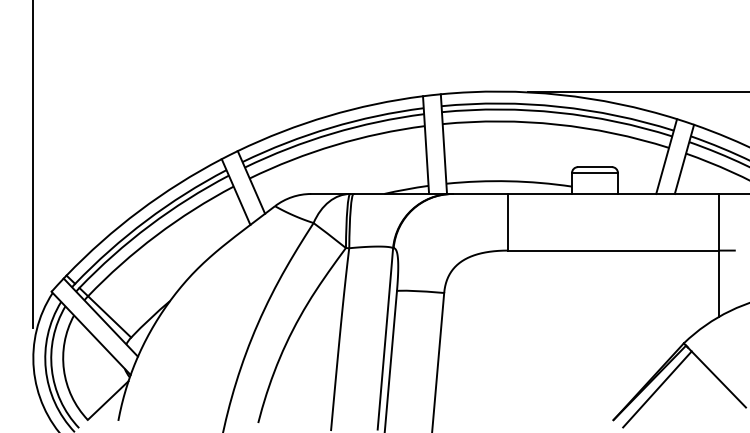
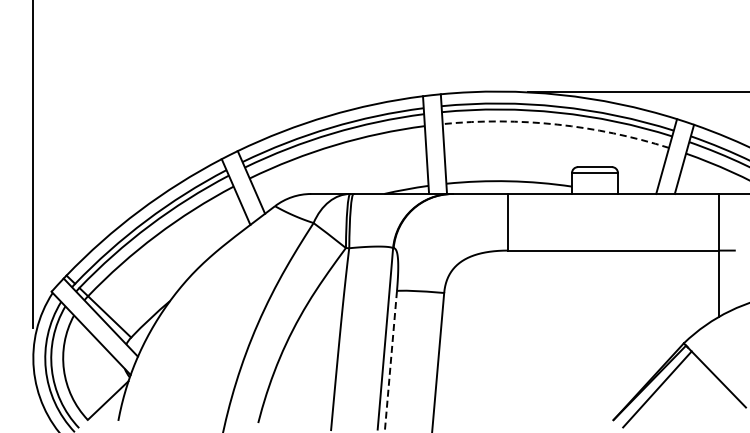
arc: solid -> dashed (557, 124)
line: solid -> dashed (390, 361)
